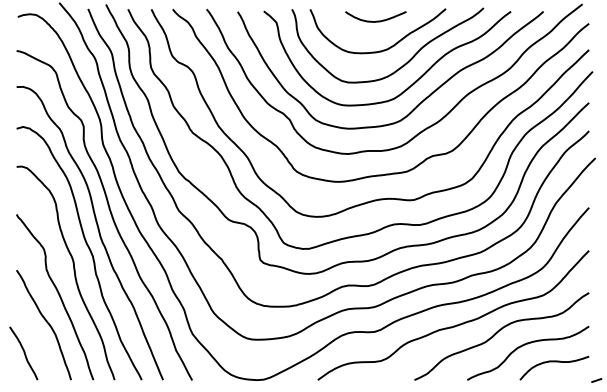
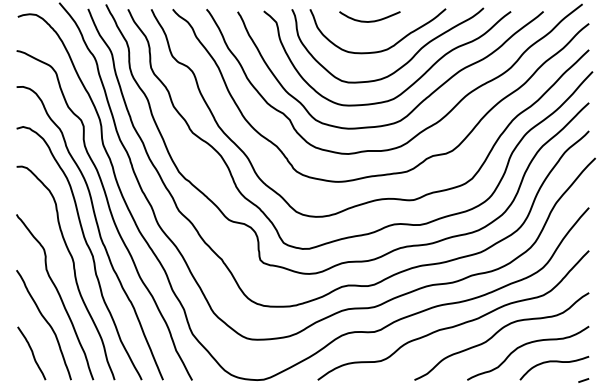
curve position: (375, 20) -> (369, 20) (369, 20)
curve position: (23, 353) -> (31, 353) (31, 353)
line position: (596, 380) -> (583, 380) (583, 380)
